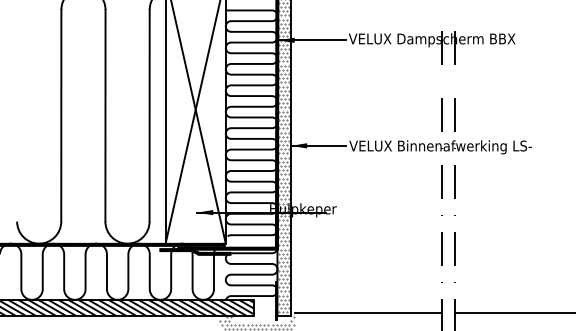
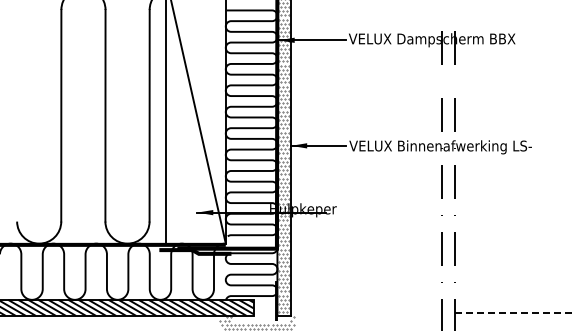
line: present -> none (192, 122)
line: present -> none (368, 313)
line: solid -> dashed (515, 313)
